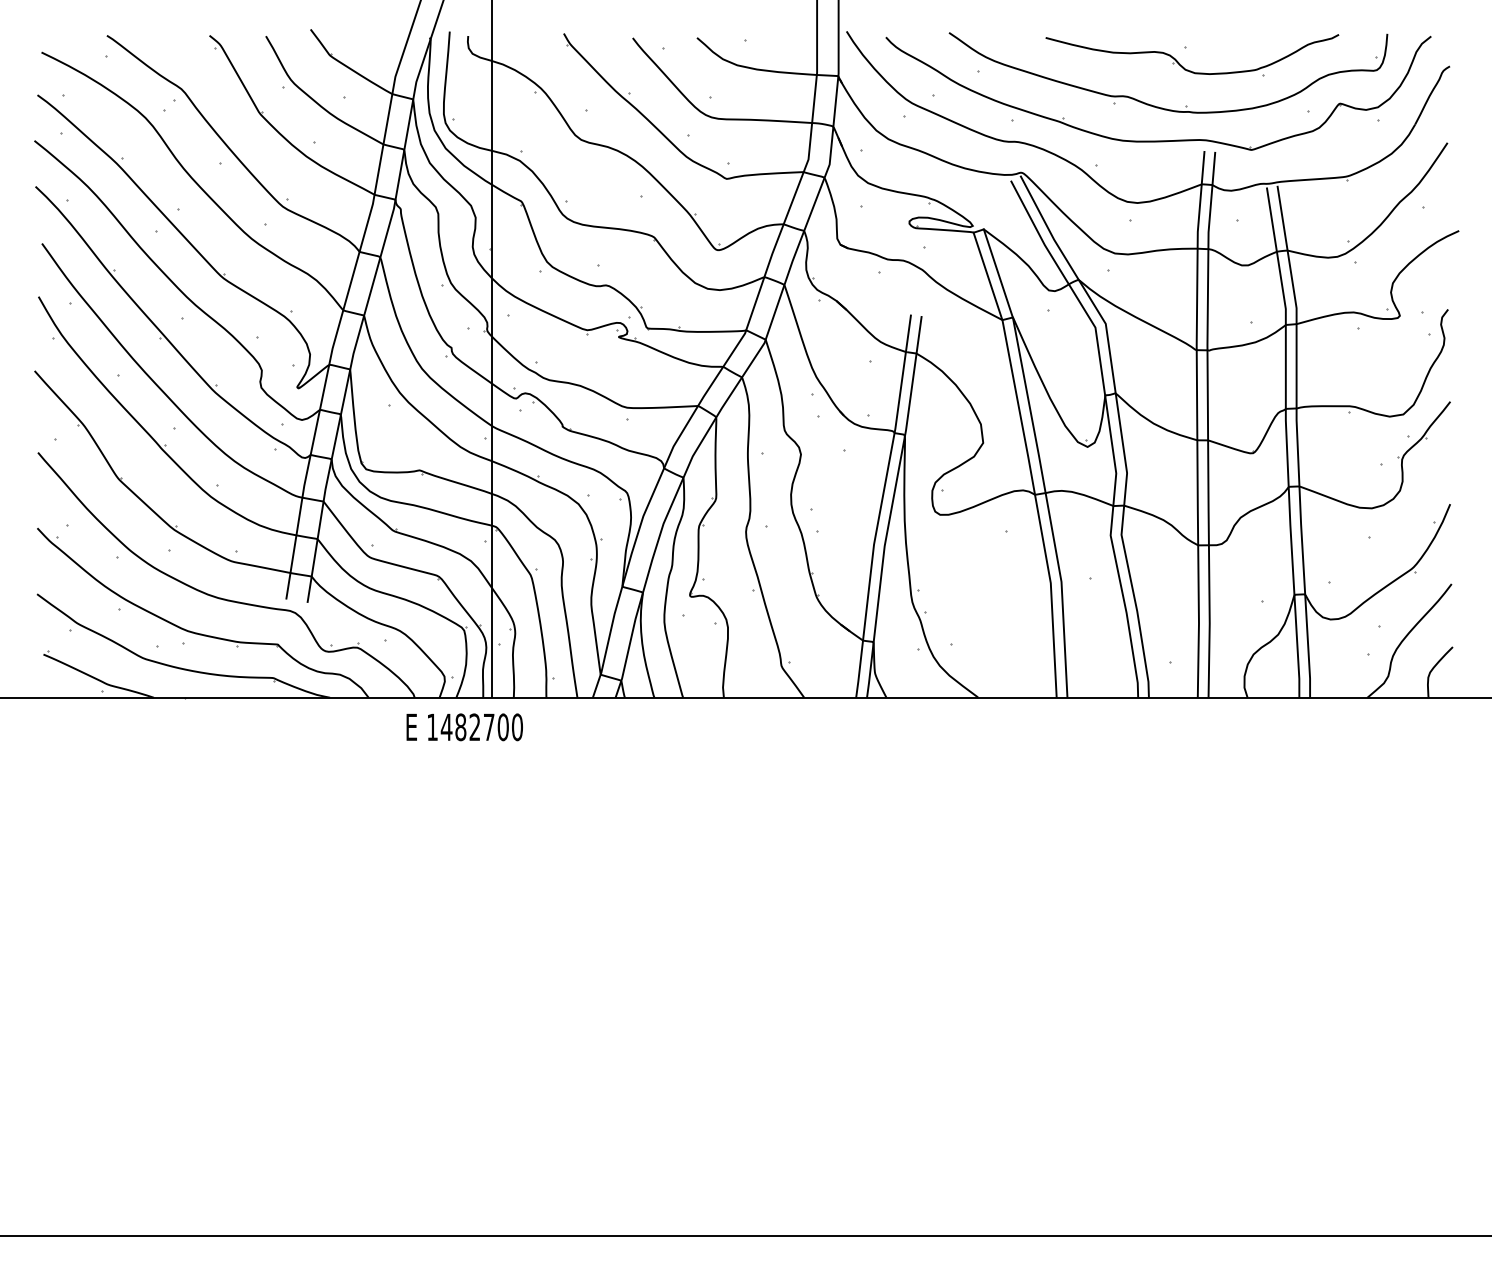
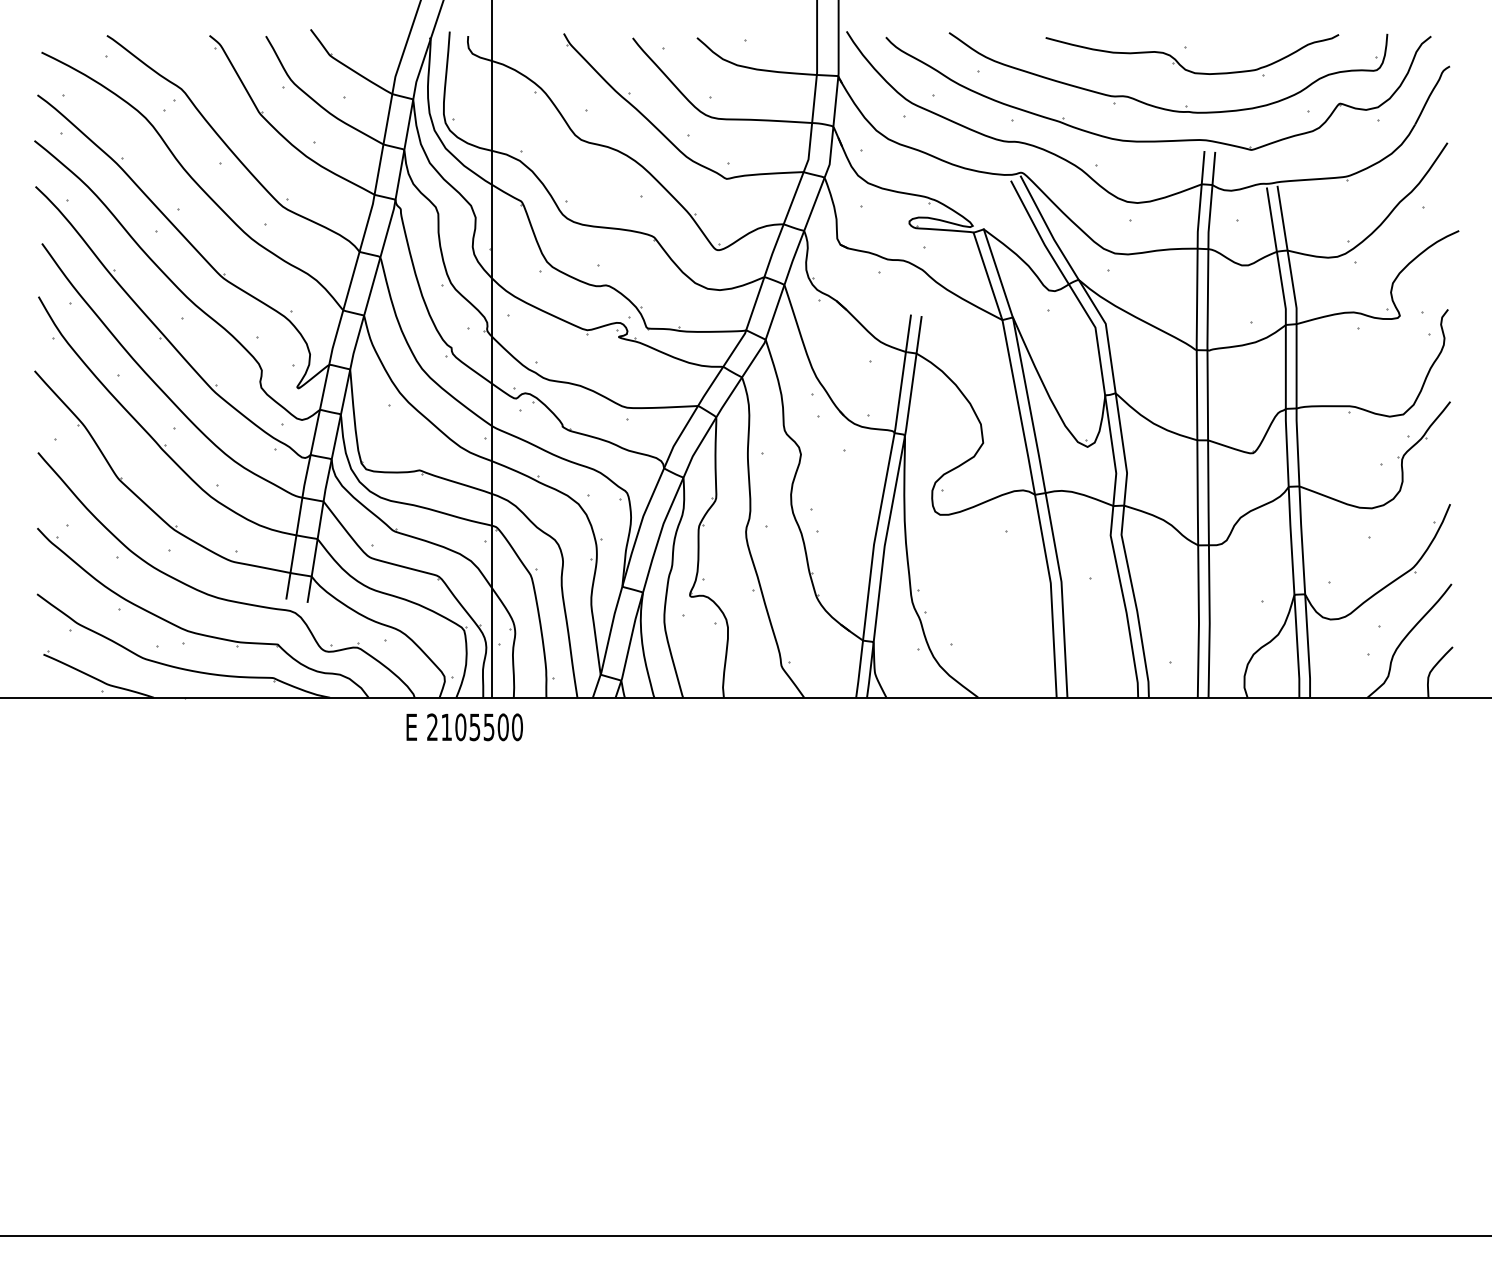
text: 1482700 -> 2105500 (460, 727)
